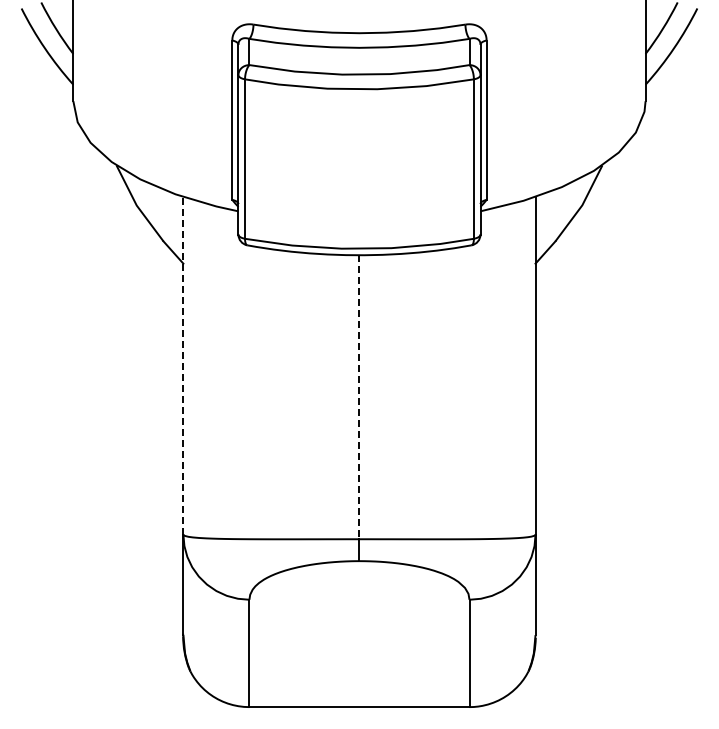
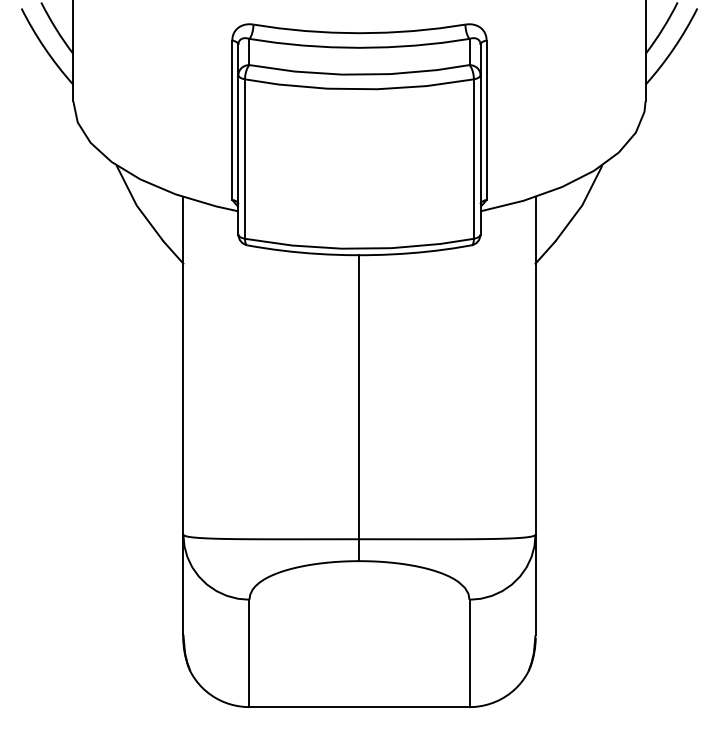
line: dashed -> solid (183, 365)
line: dashed -> solid (359, 397)
